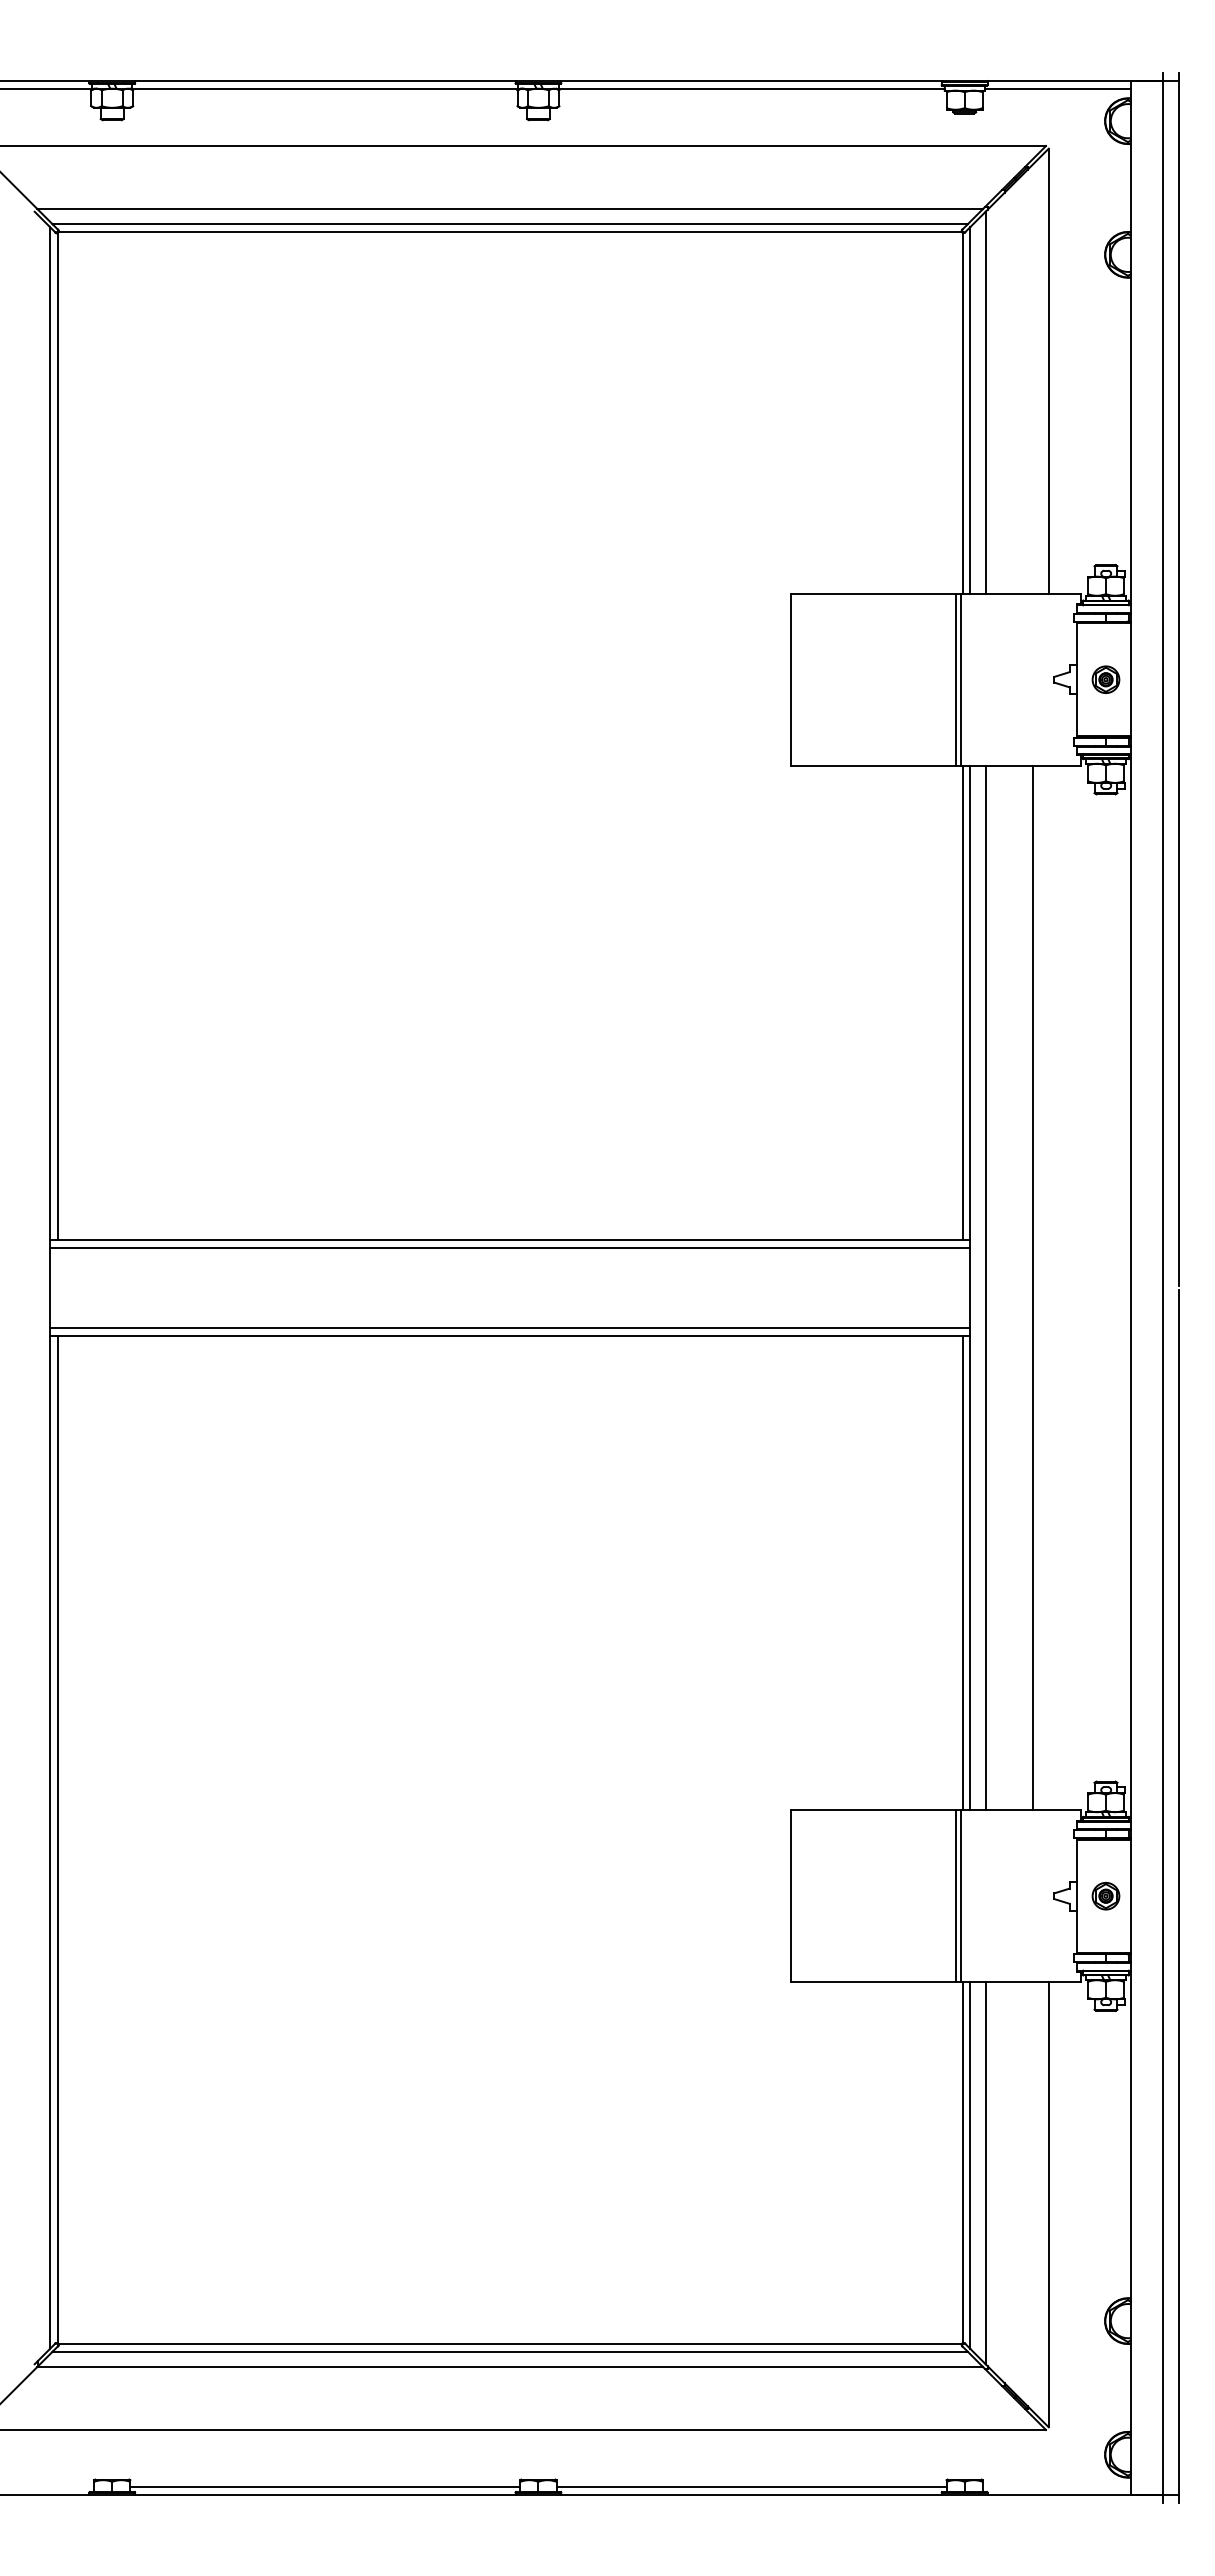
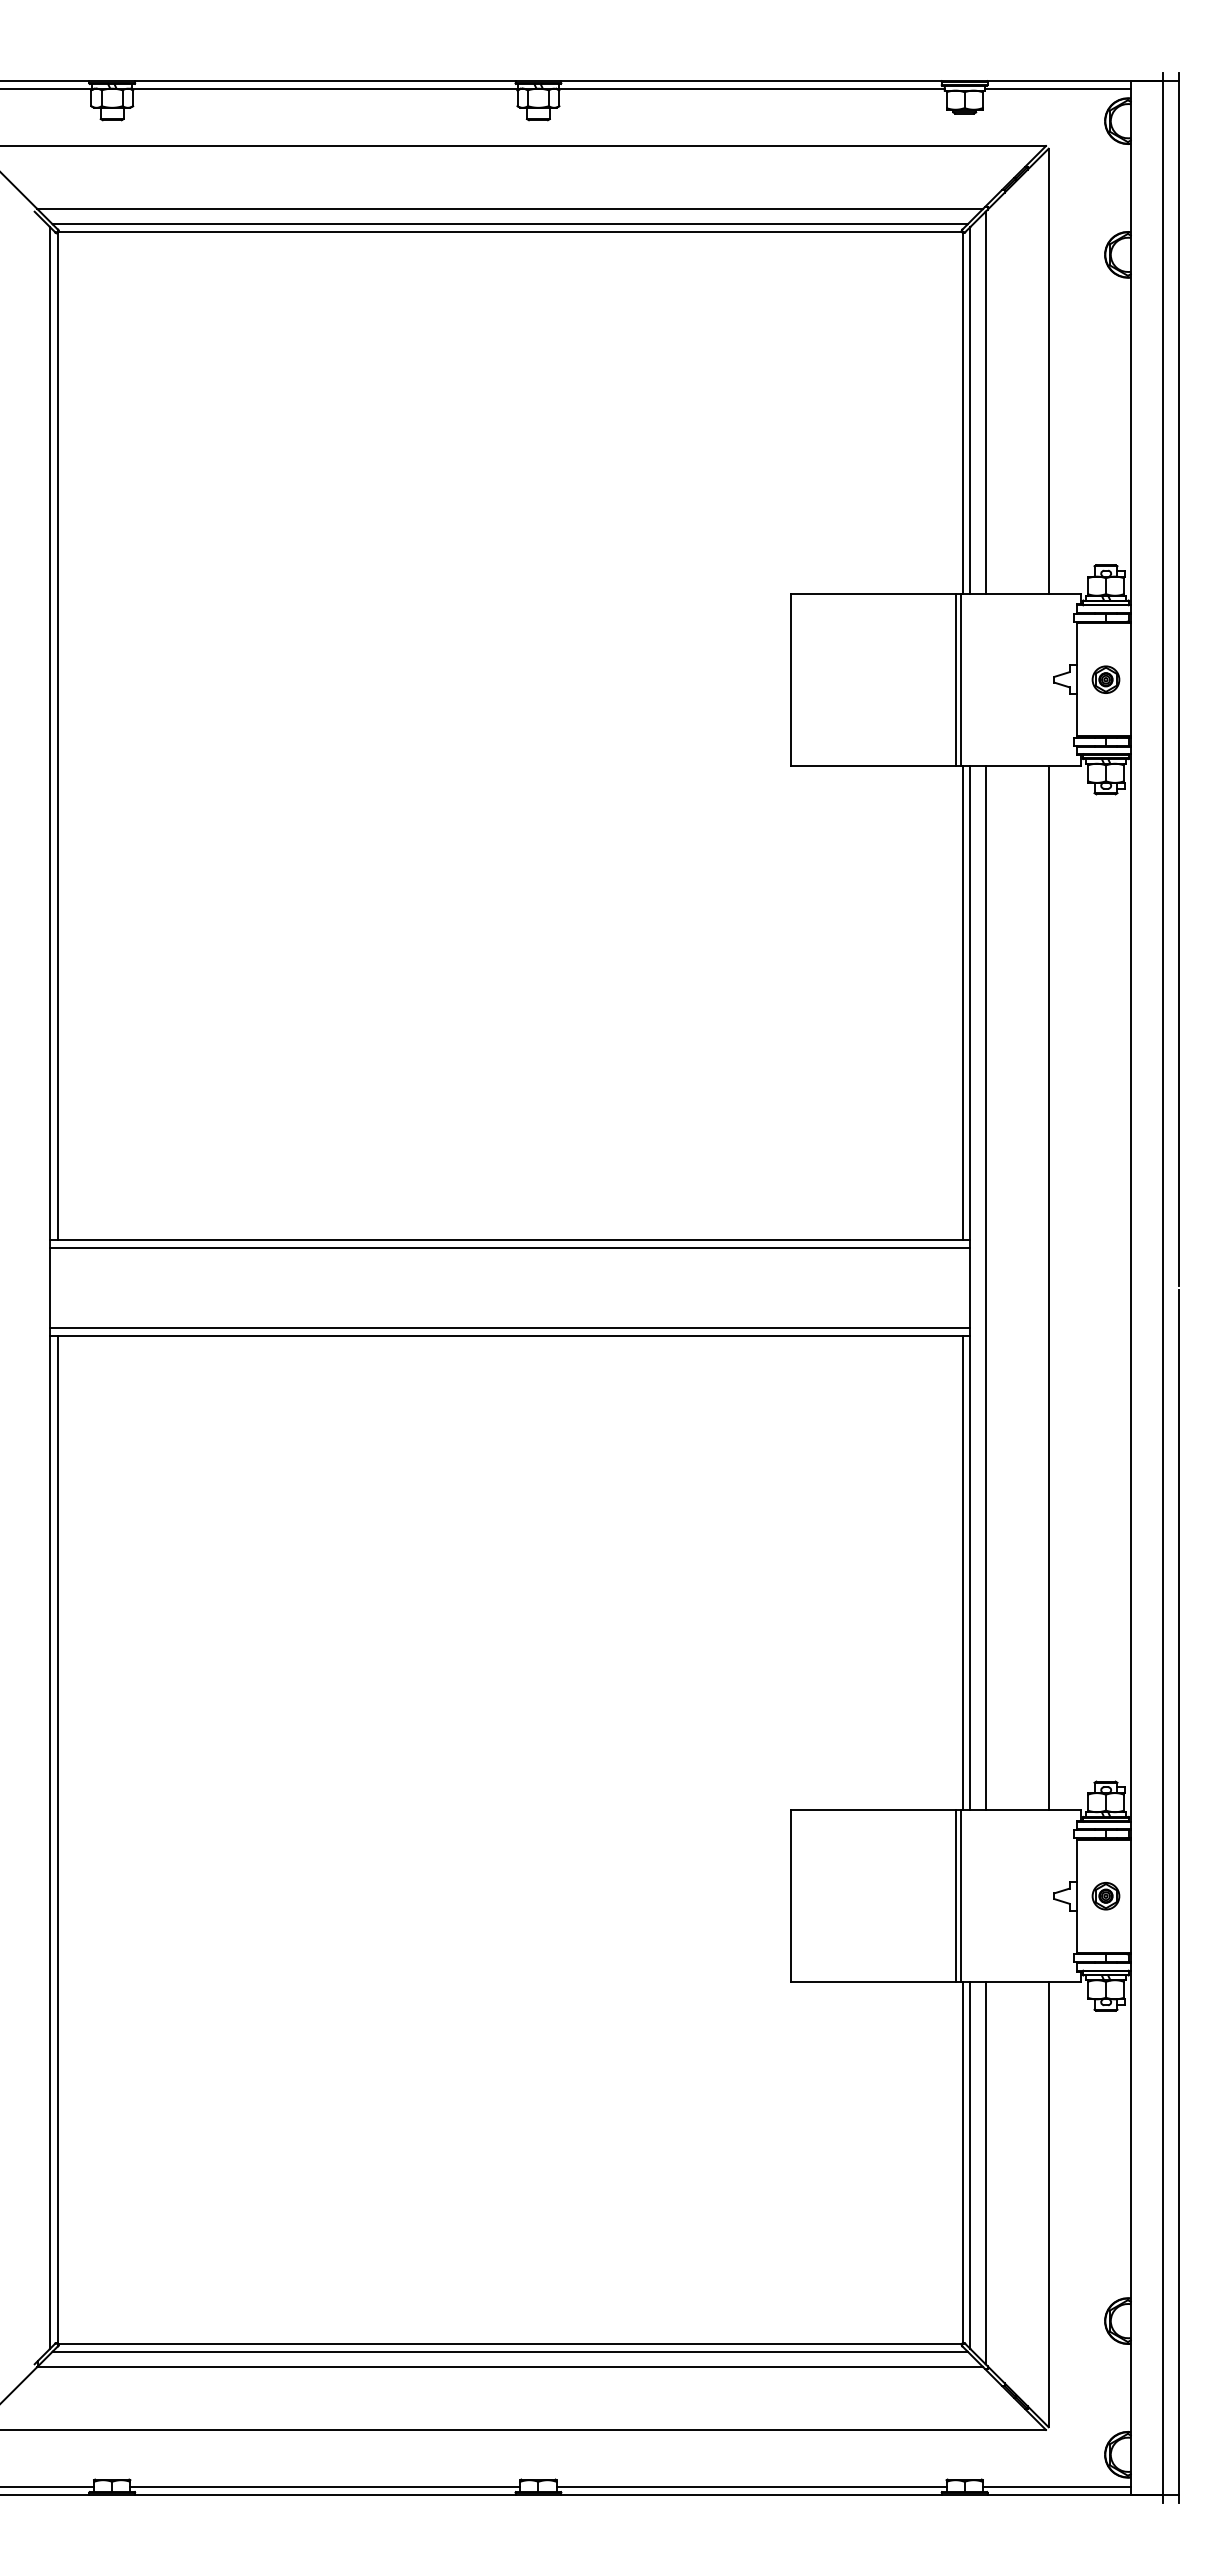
line position: (1032, 1287) -> (1048, 1287) (1048, 1287)
line: none -> present (48, 2487)
line: none -> present (1056, 2487)
